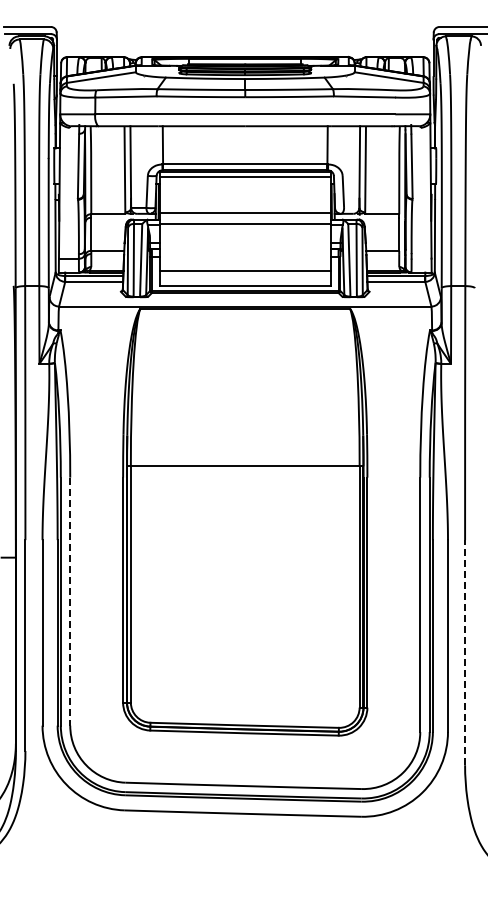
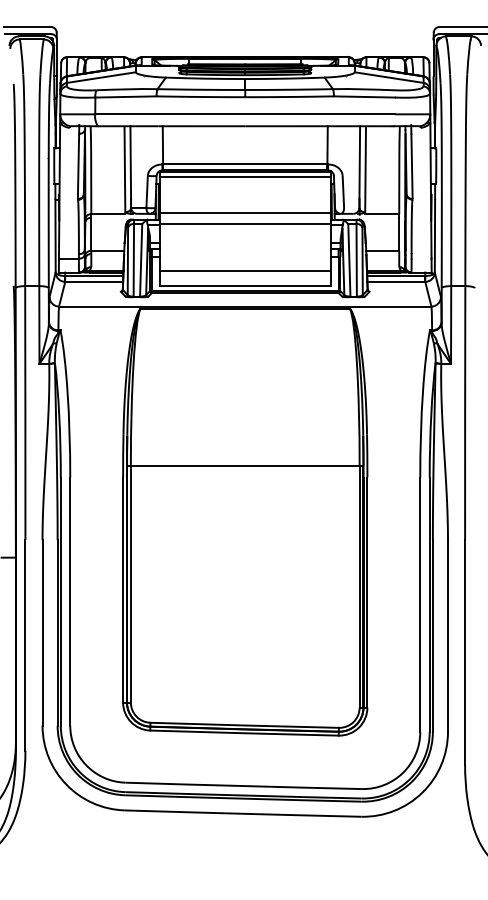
line: dashed -> solid (70, 601)
line: dashed -> solid (465, 652)
